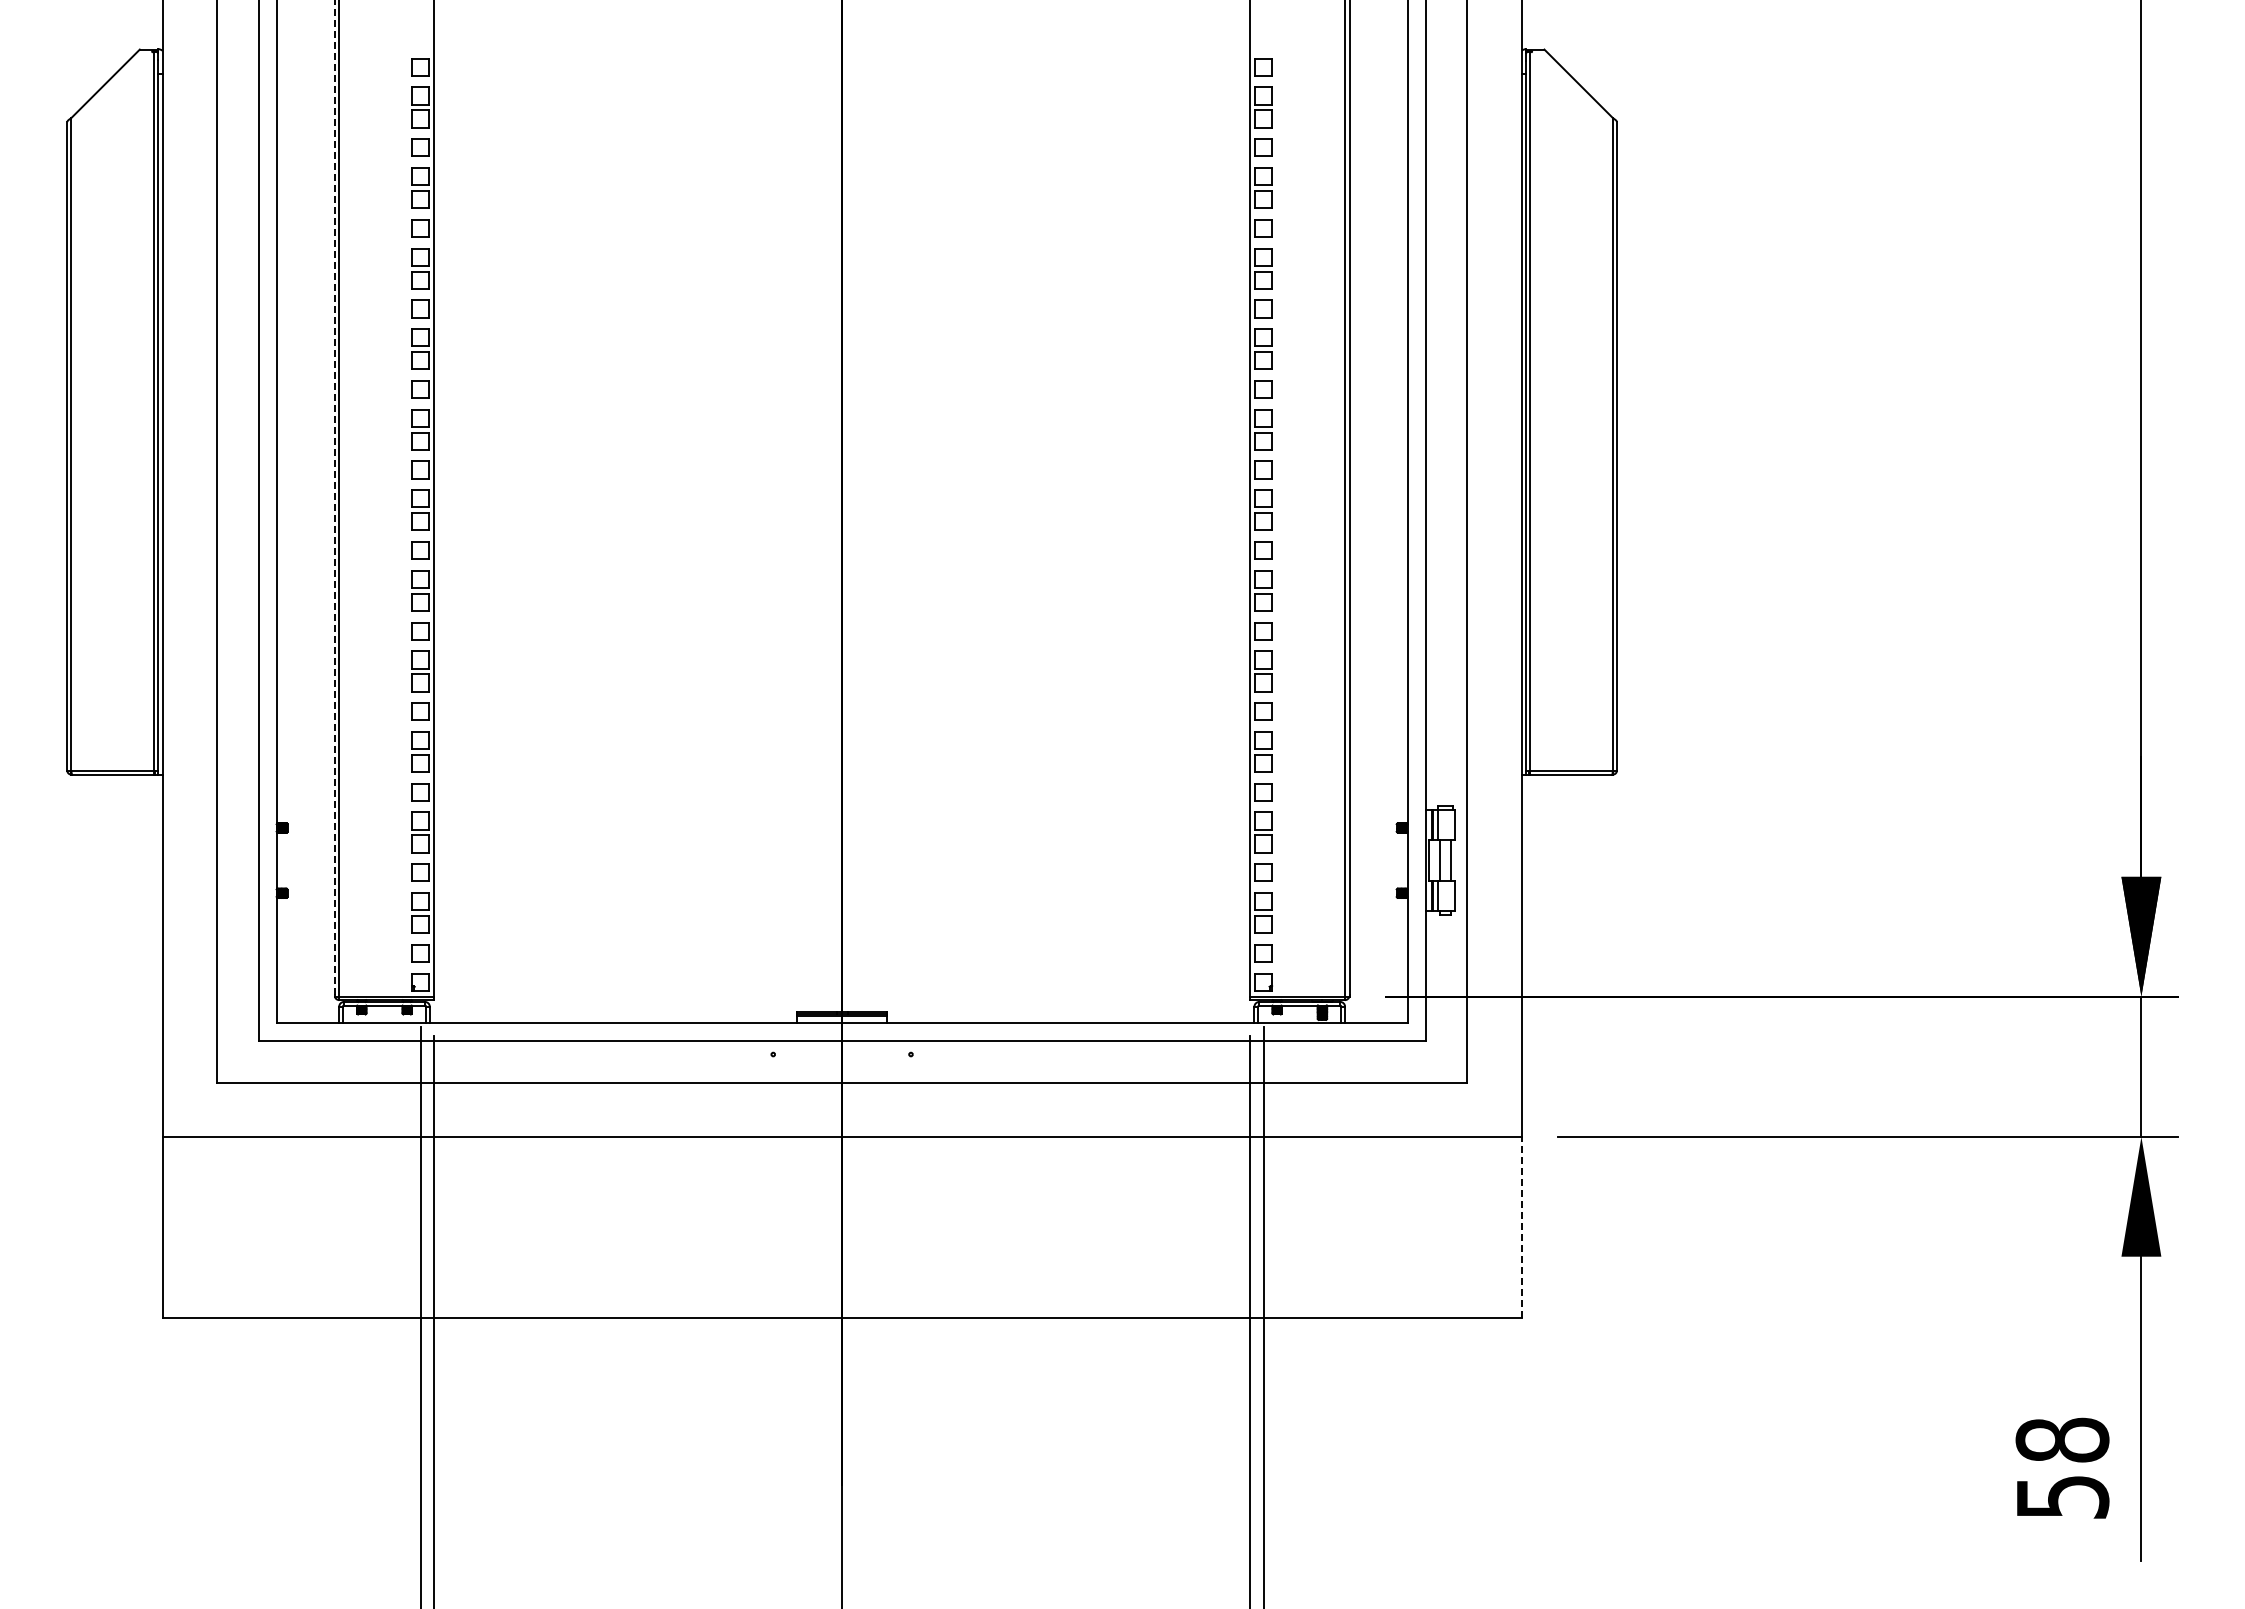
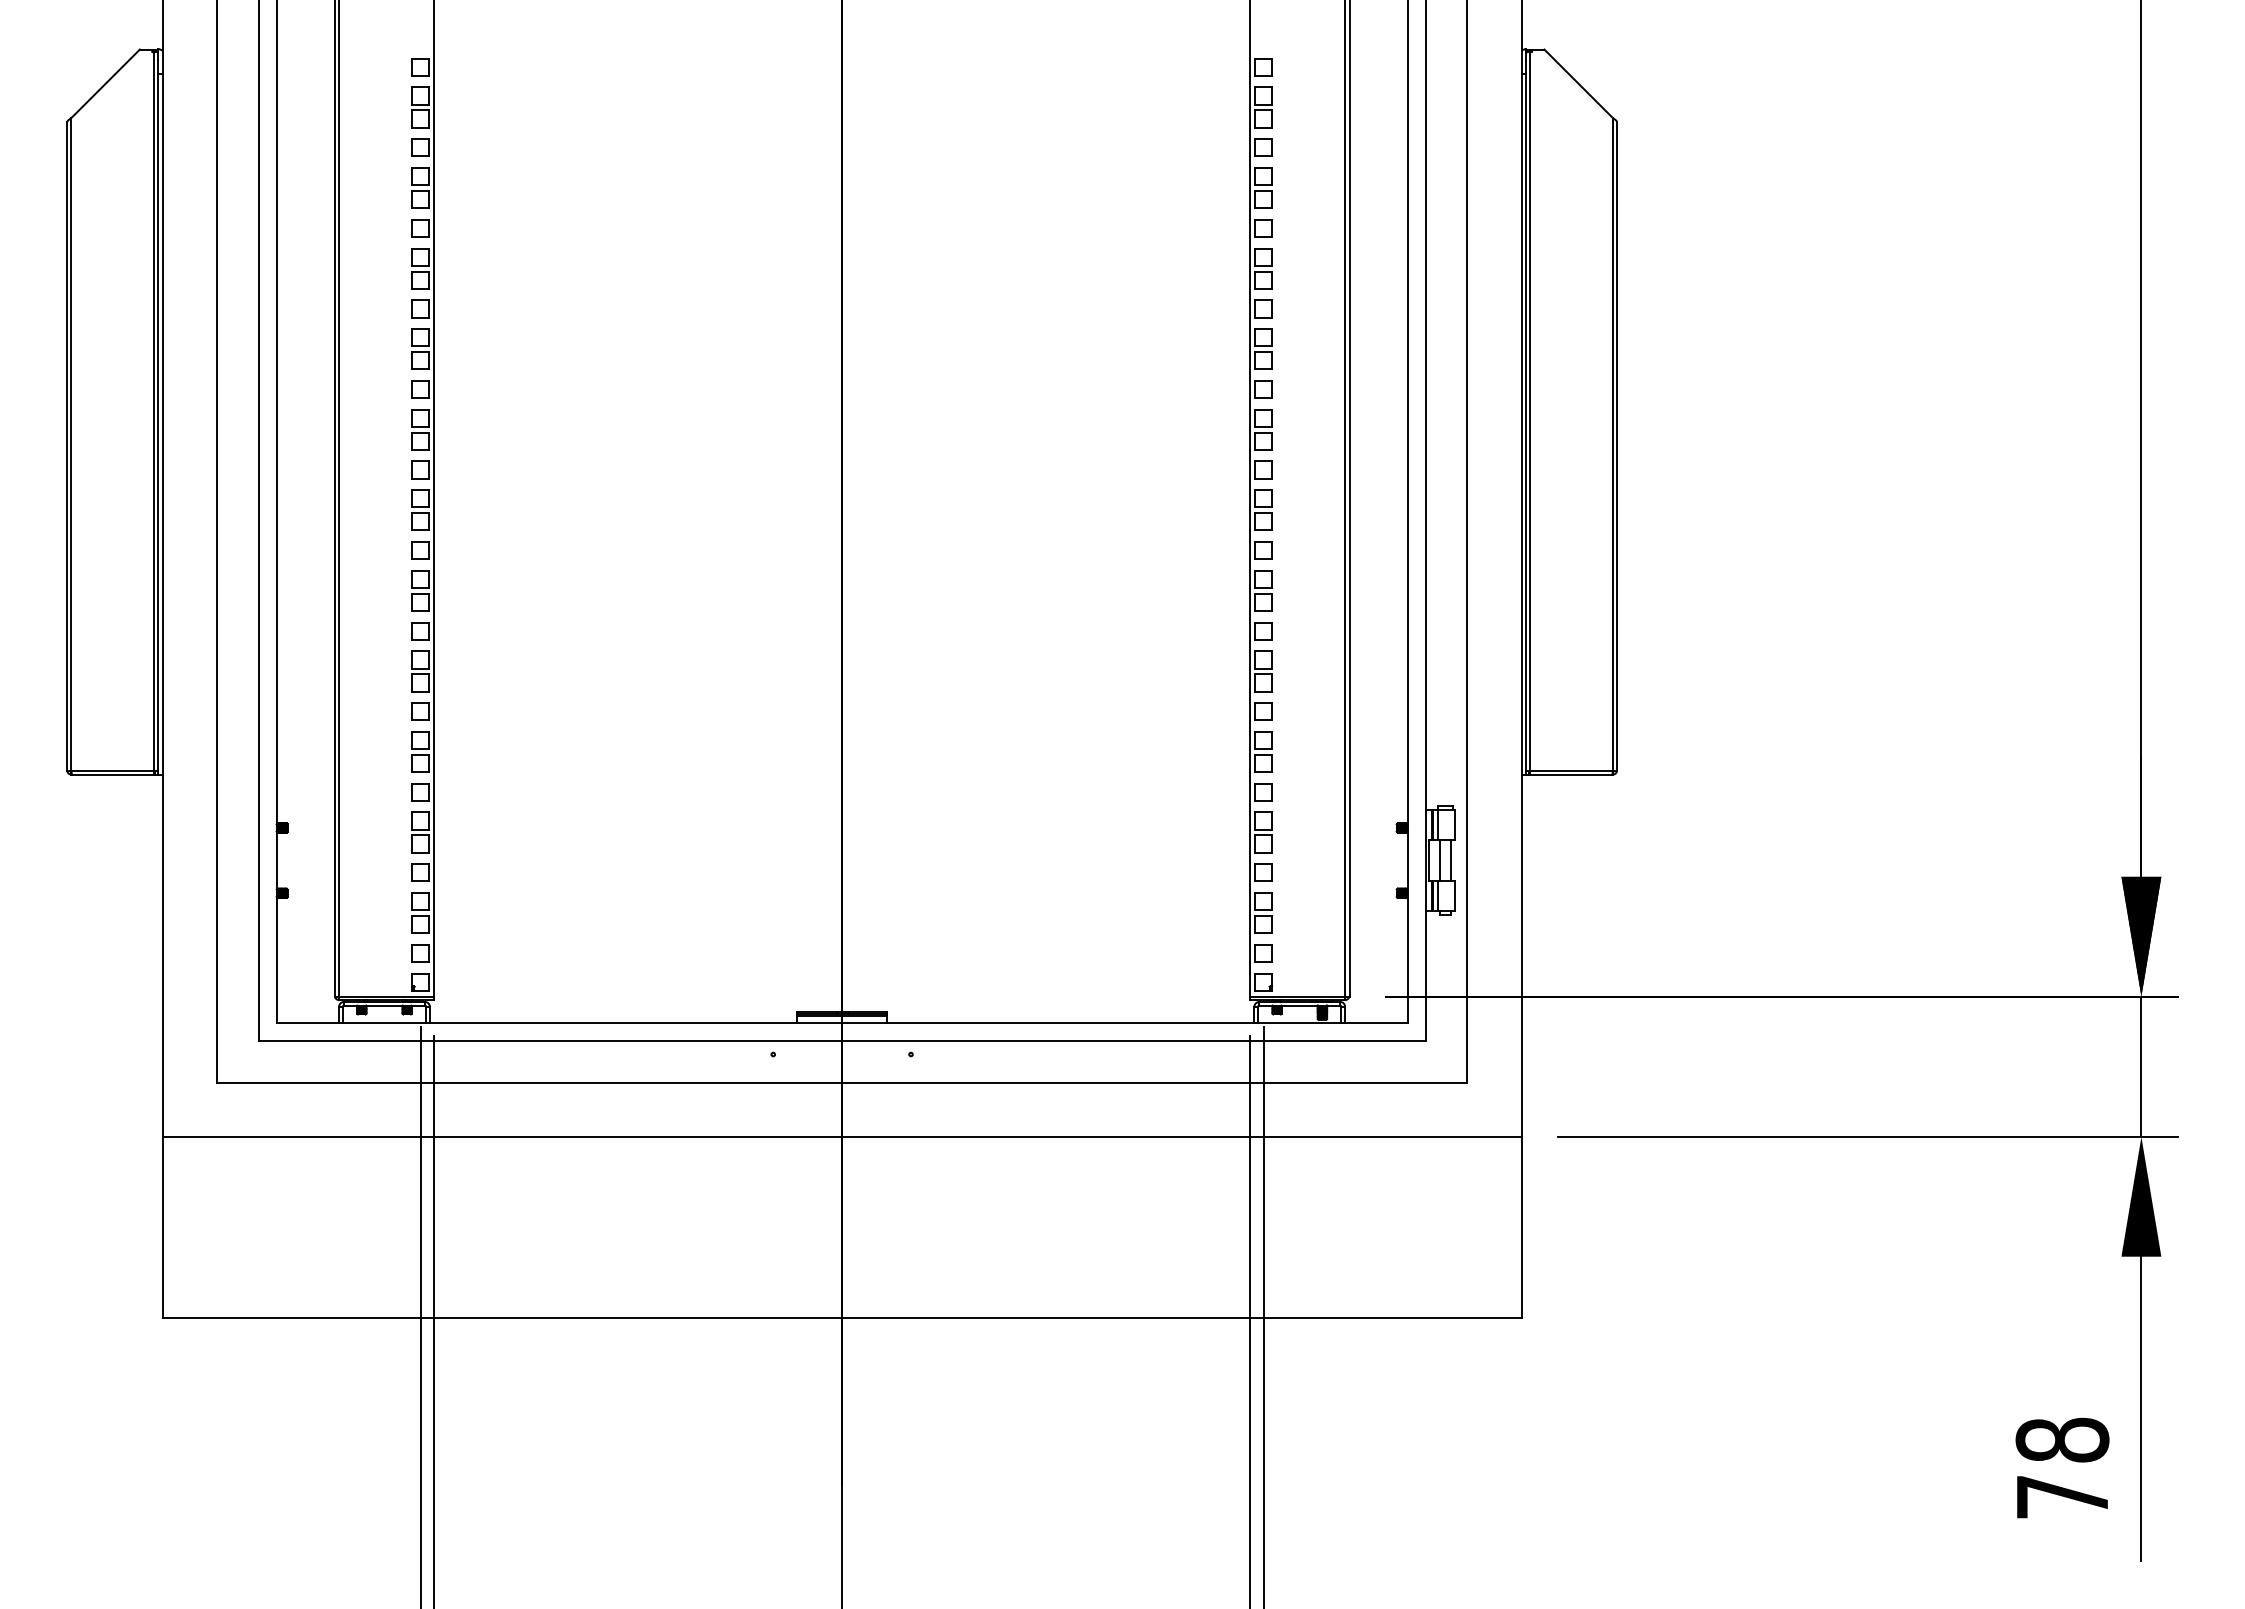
line: dashed -> solid (334, 497)
line: dashed -> solid (1521, 1227)
text: 58 -> 78 (2063, 1497)
